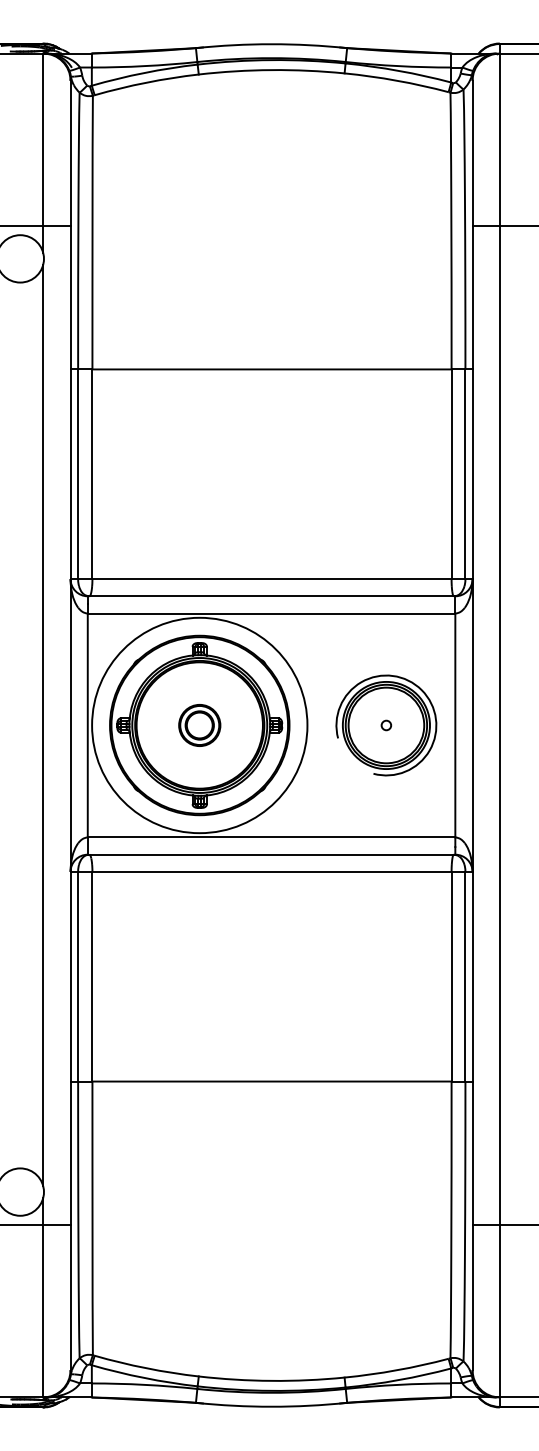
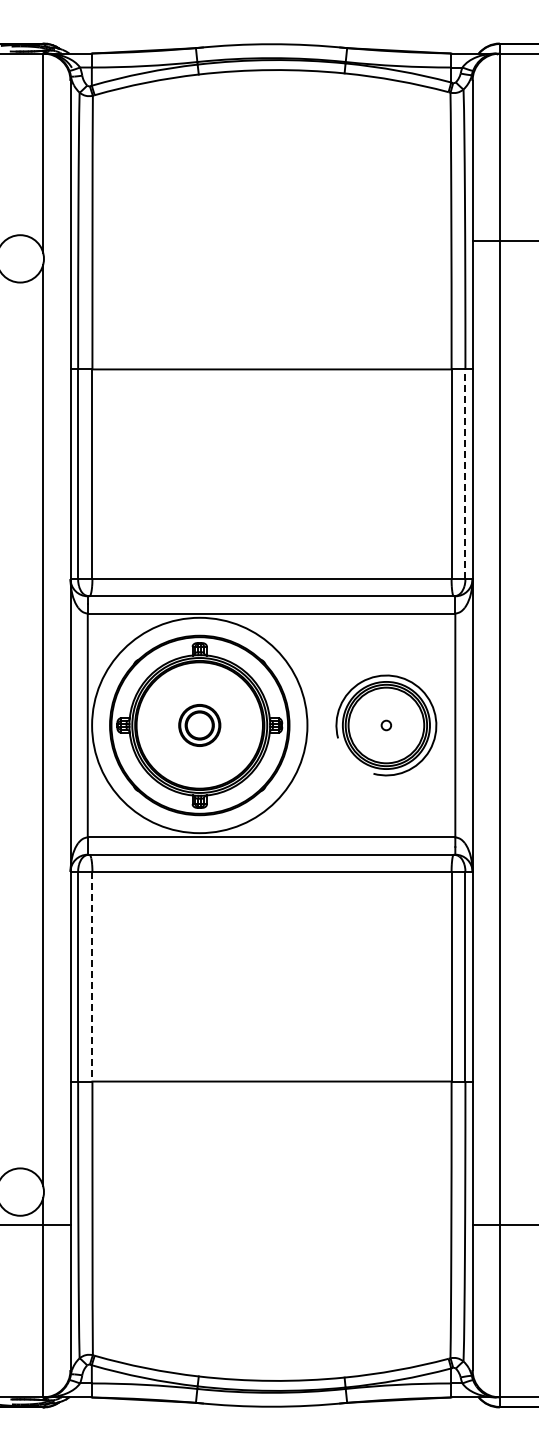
line: present -> none (36, 225)
line position: (503, 225) -> (503, 240) (503, 240)
line: solid -> dashed (465, 474)
line: solid -> dashed (92, 976)
